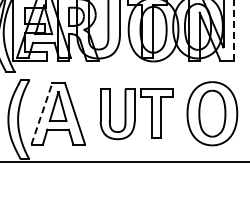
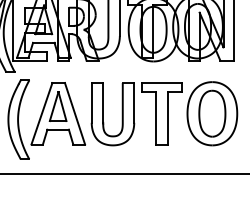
line: dashed -> solid (234, 30)
line: dashed -> solid (42, 113)
part size: 75x53 px -> 93x65 px (136, 114)
line position: (124, 162) -> (124, 174) (124, 174)
